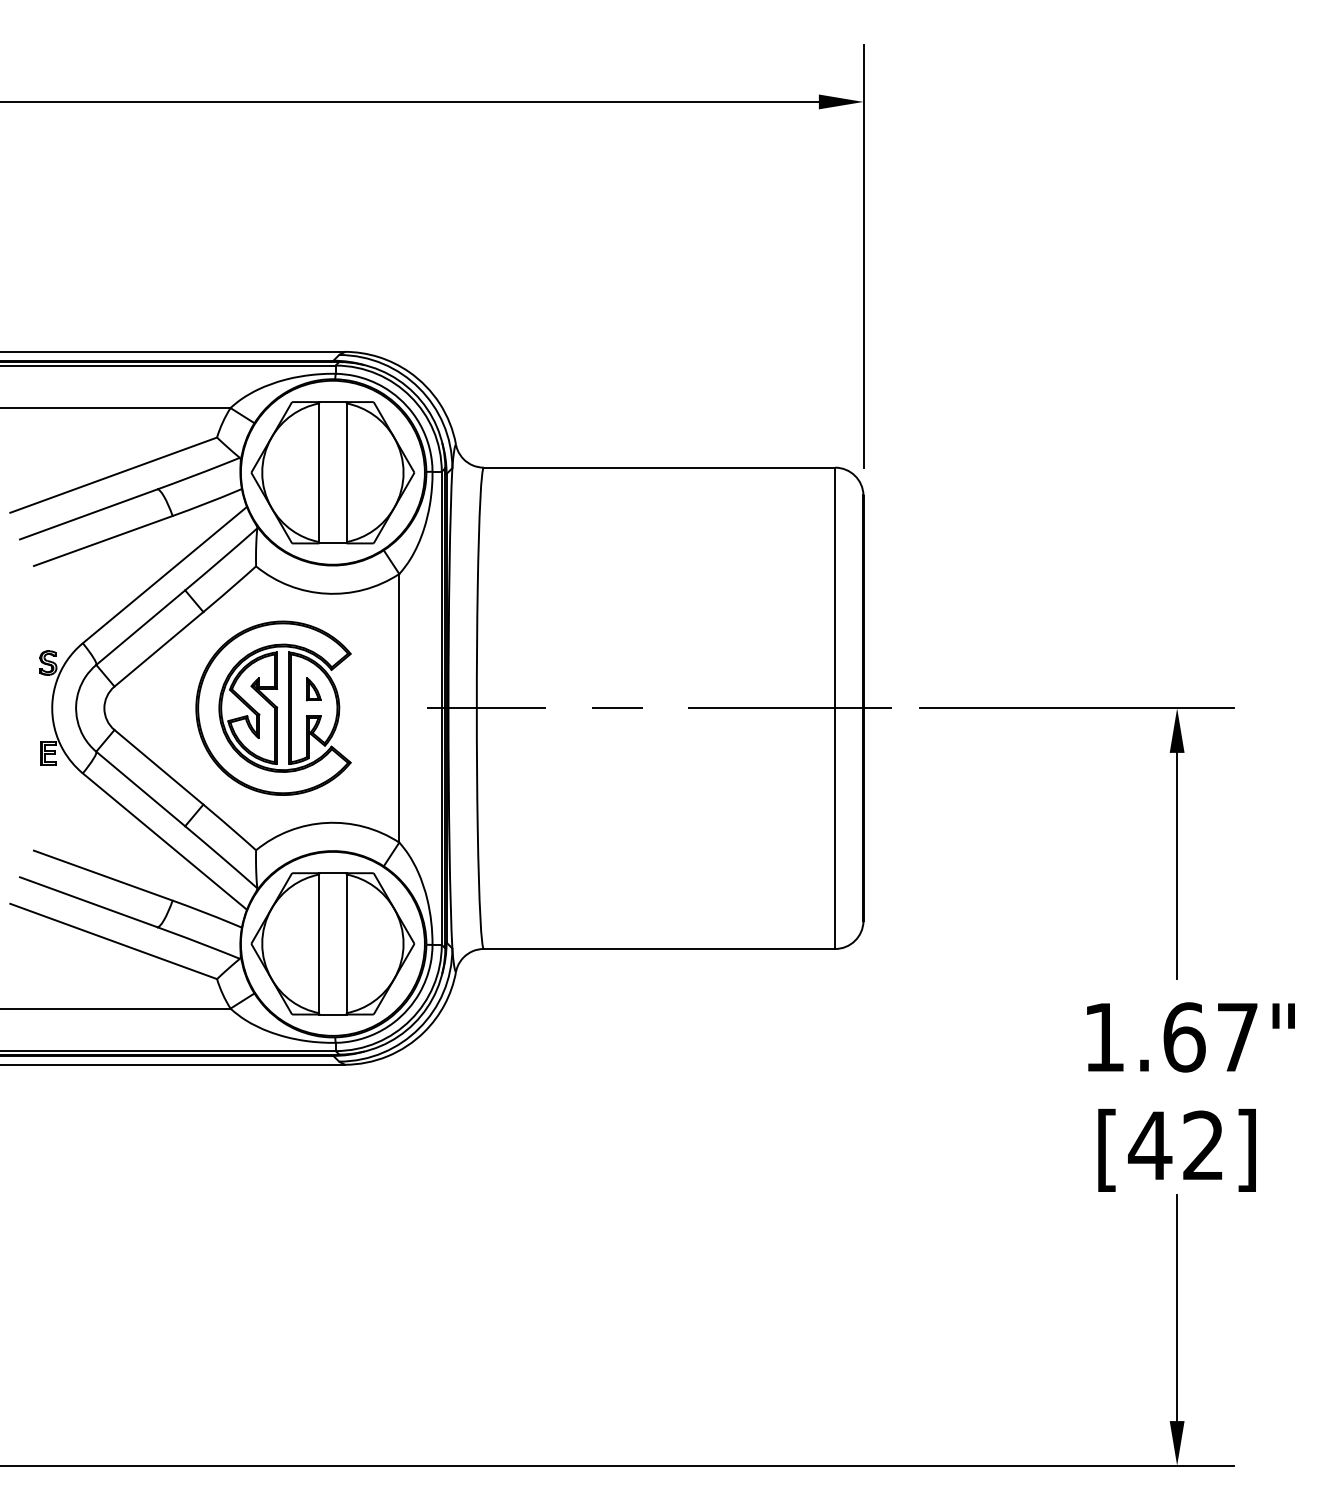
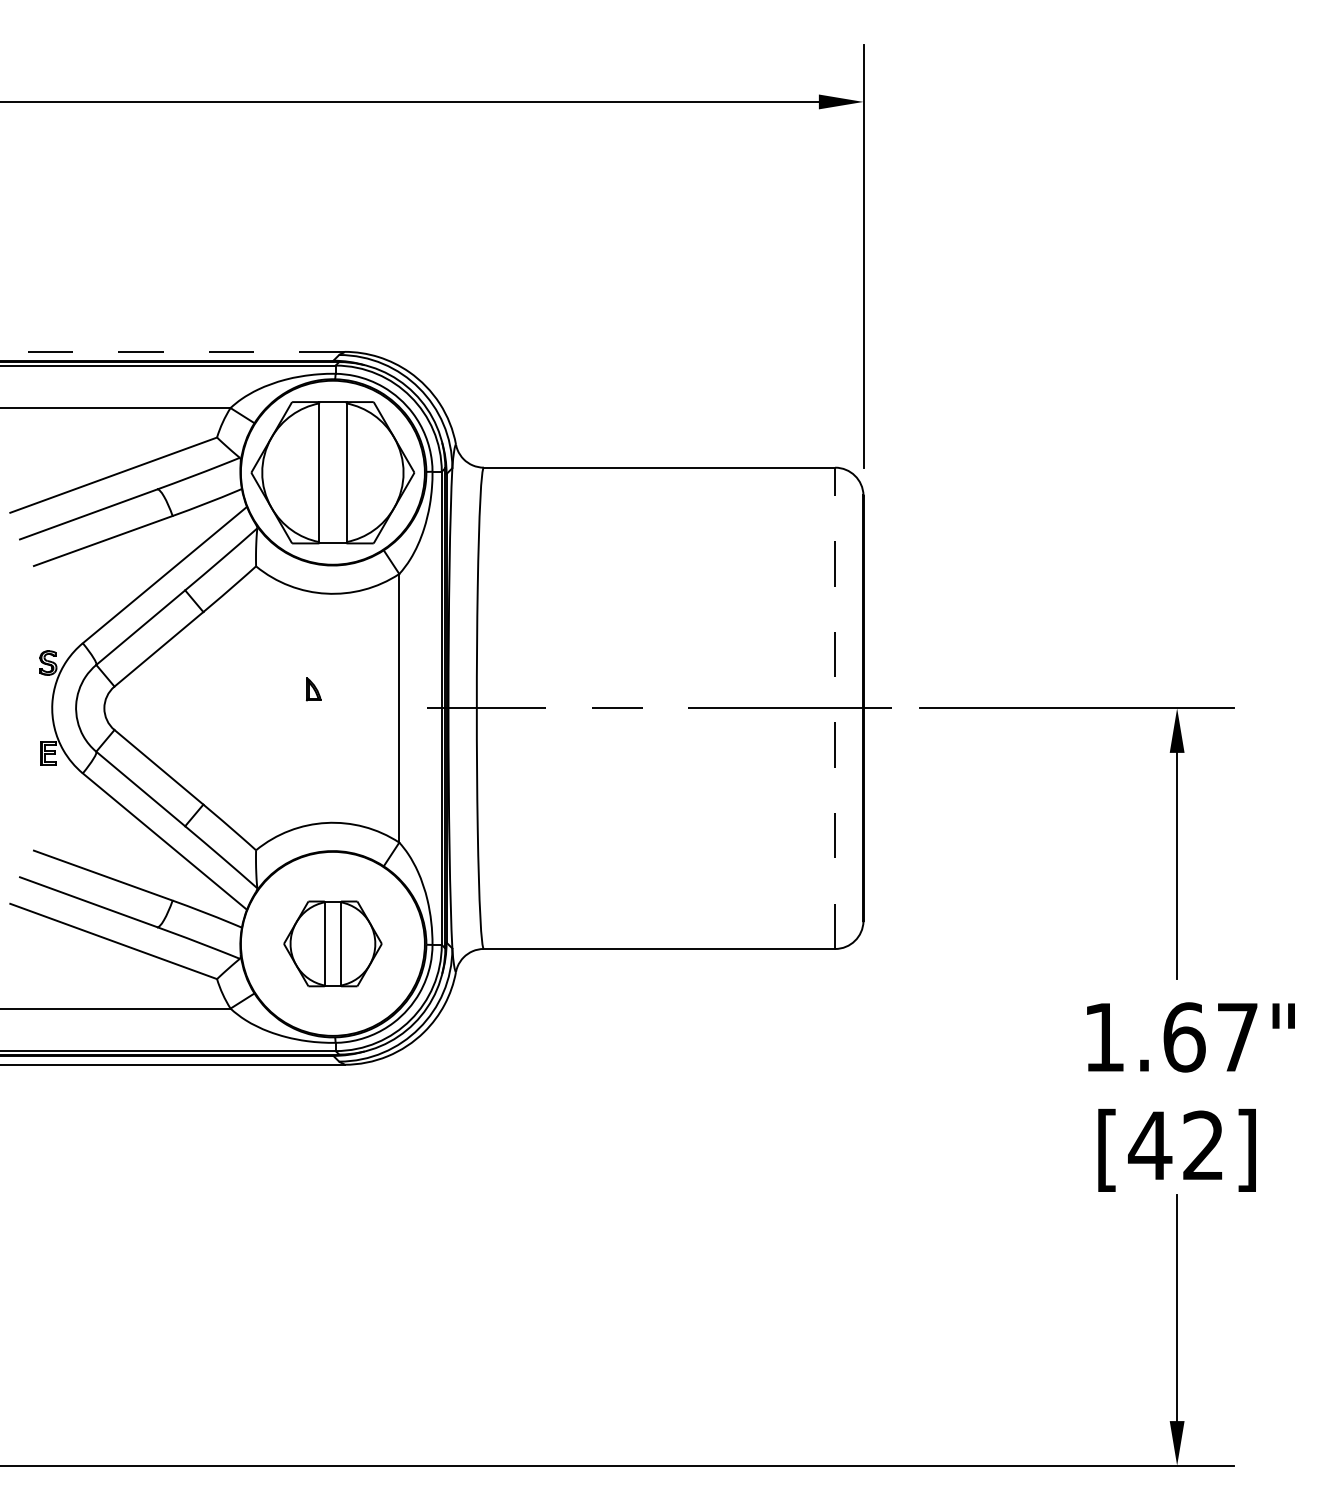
line: solid -> dashed (172, 351)
part: present -> none (273, 707)
line: solid -> dashed (835, 708)
part size: 166x144 px -> 100x88 px (332, 943)
